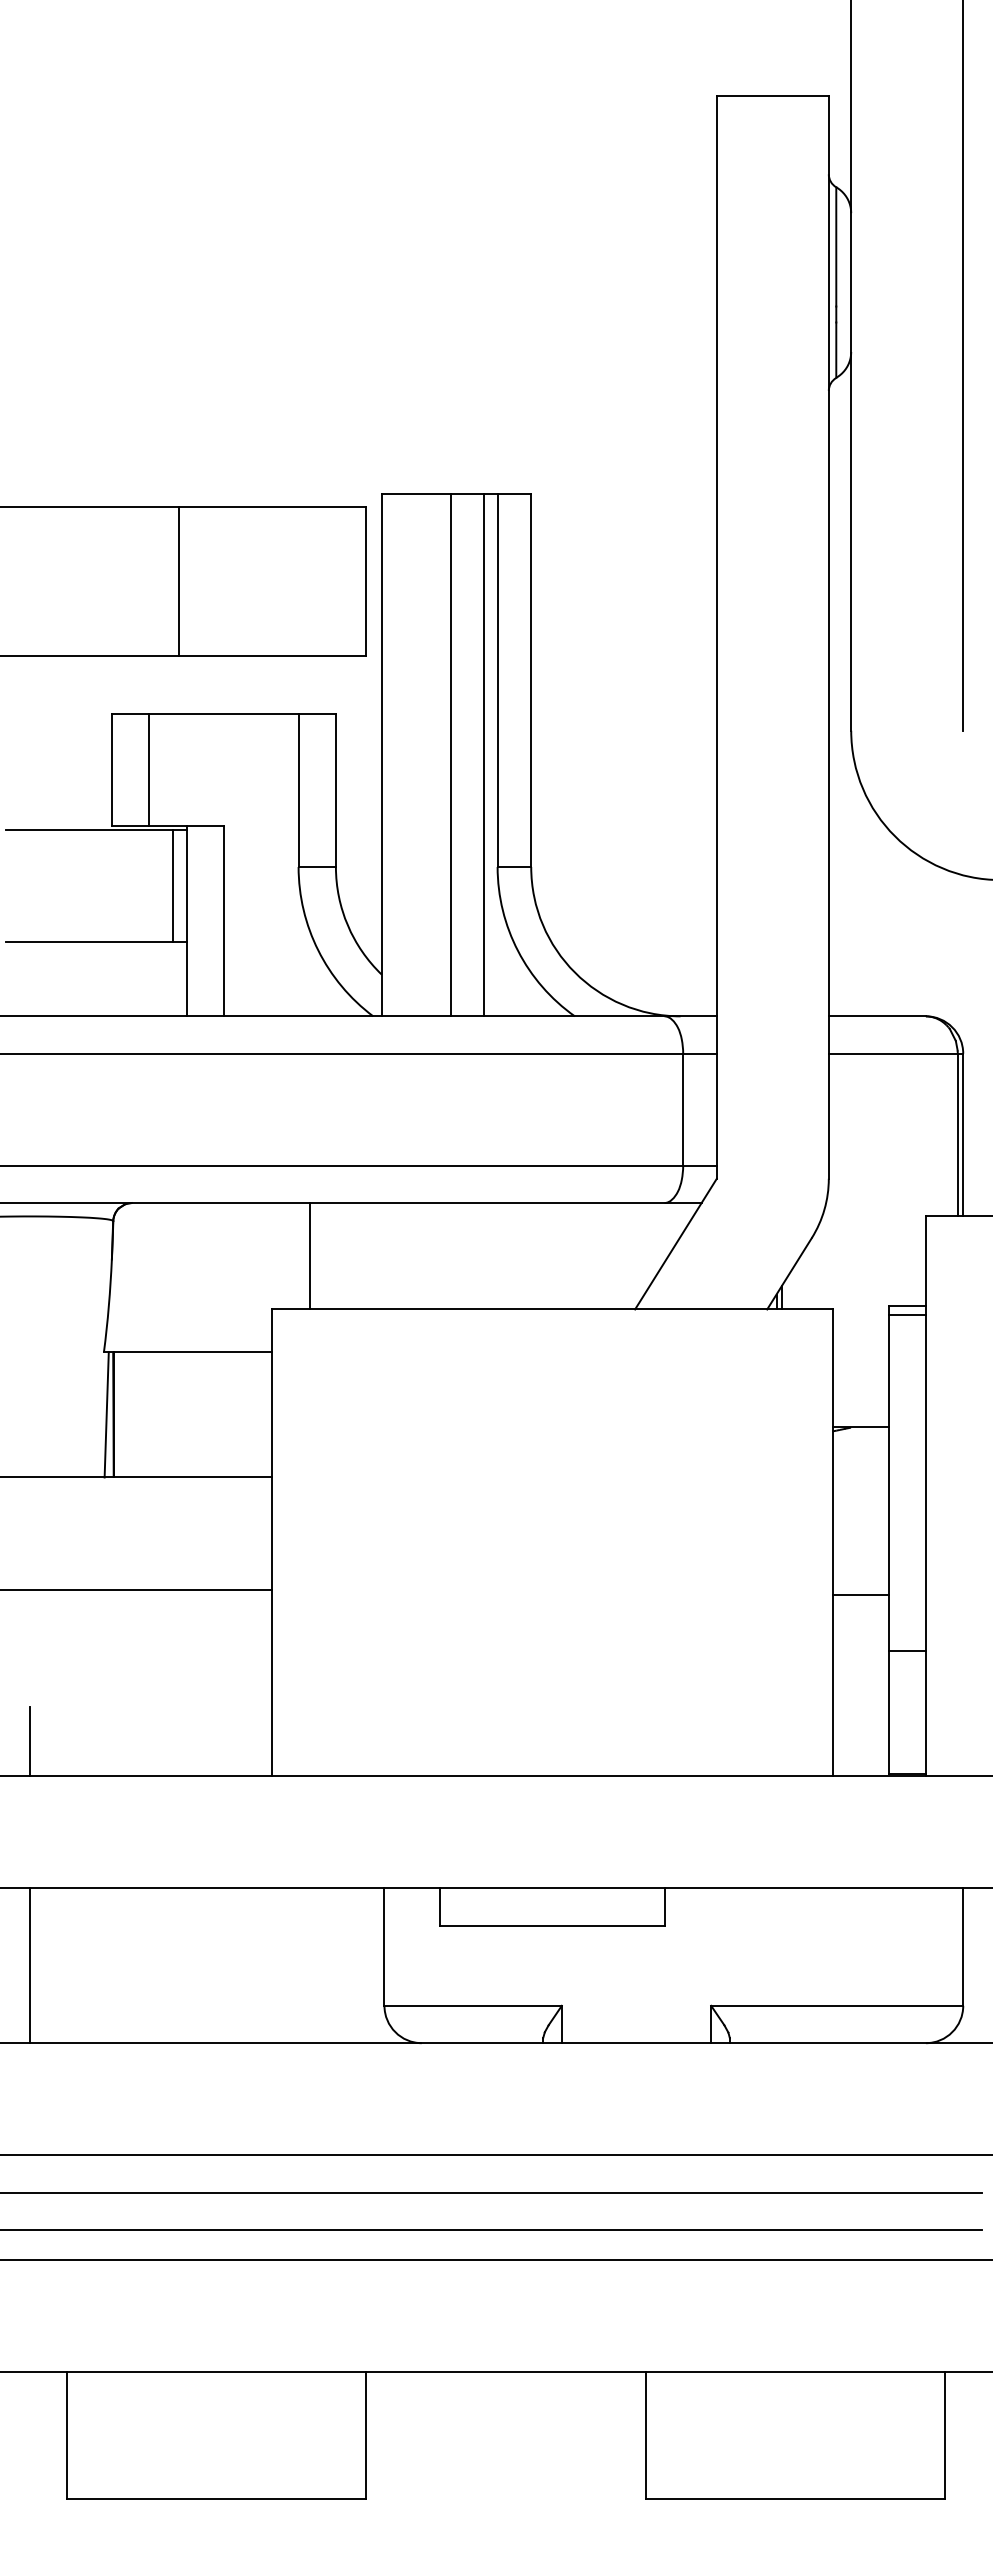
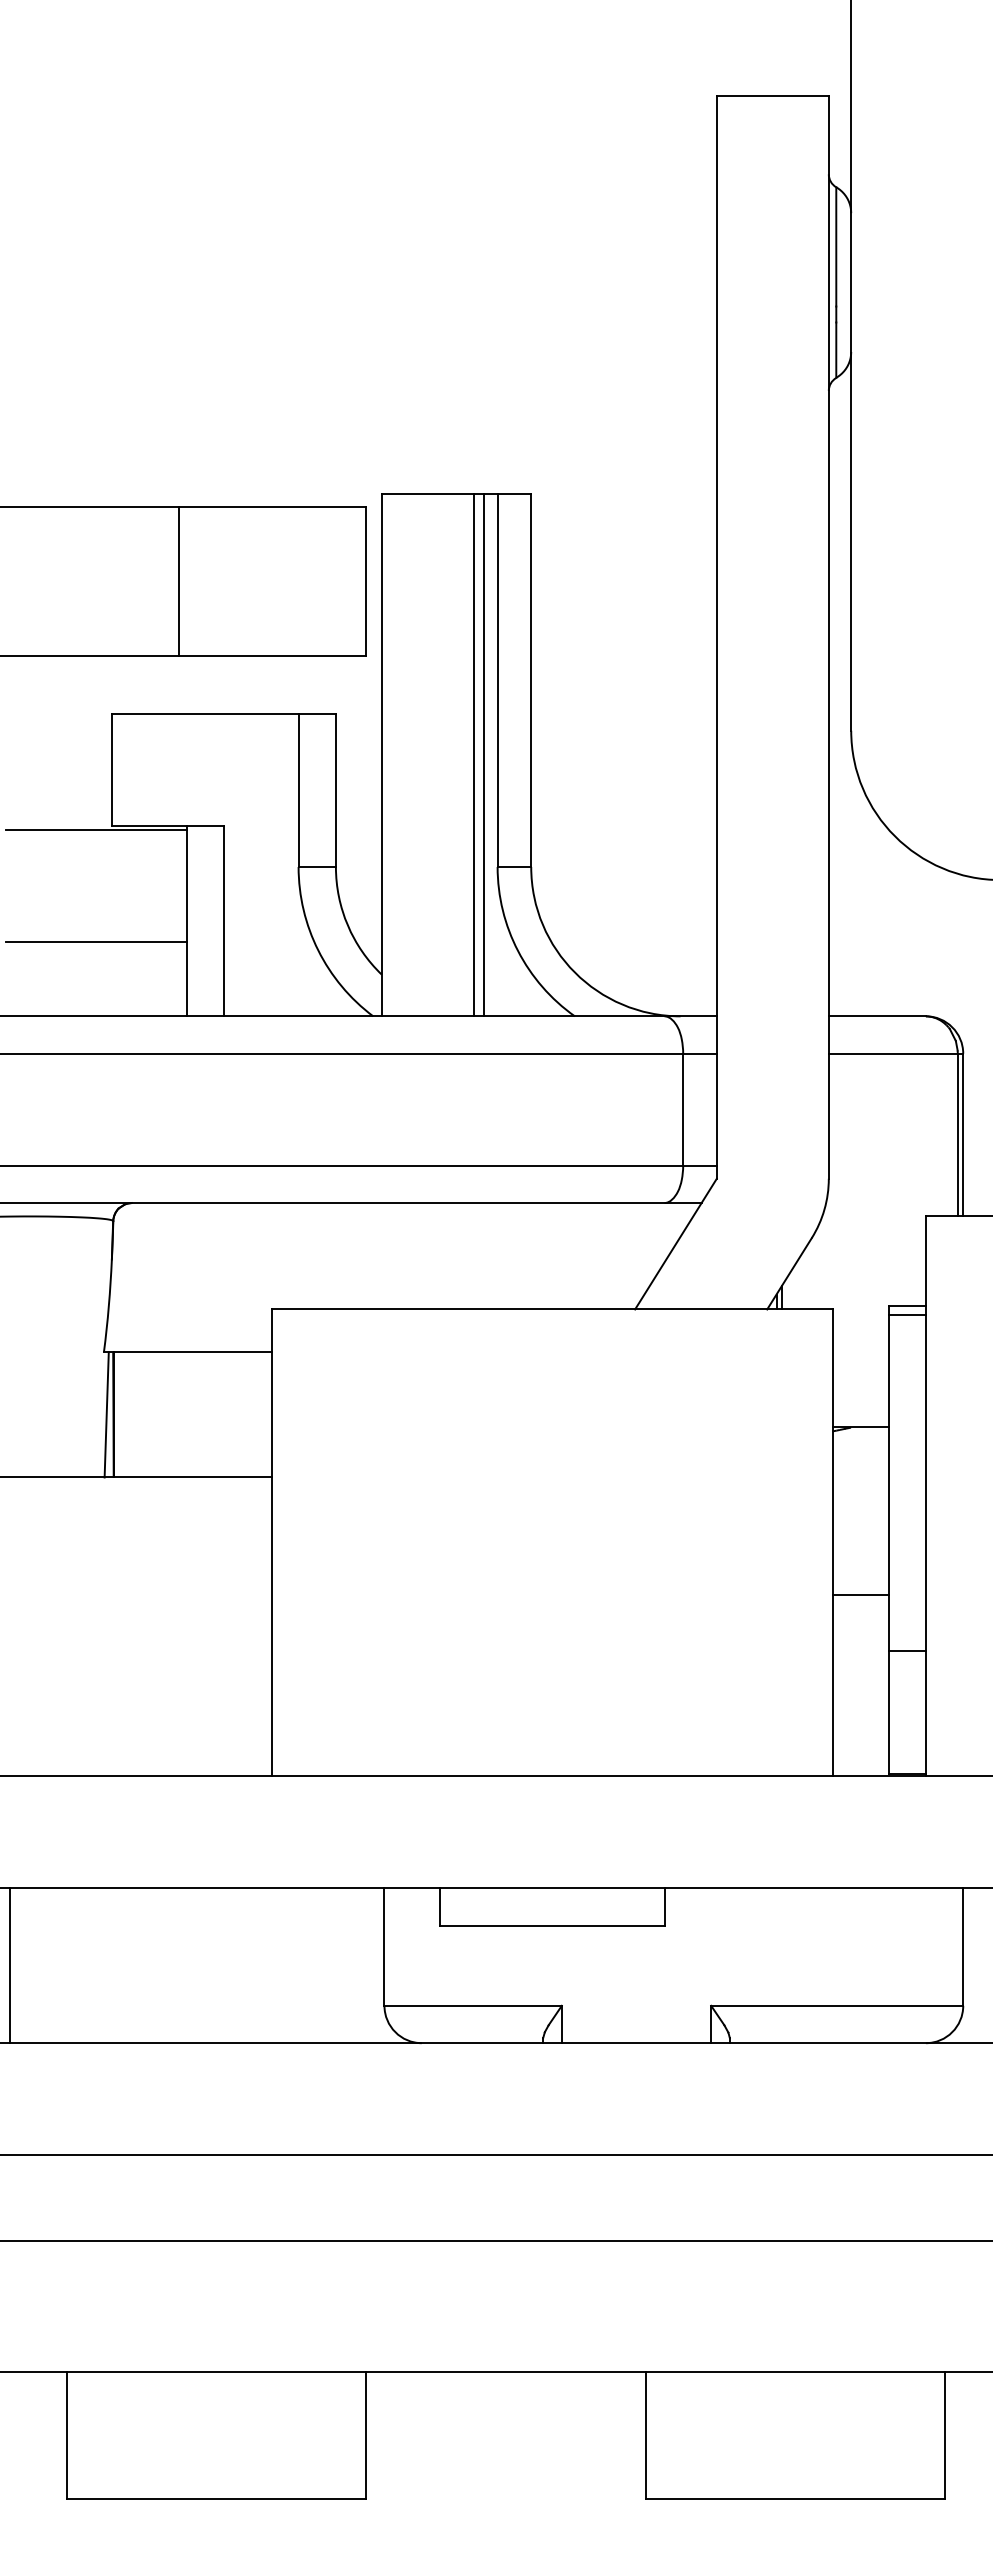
line: present -> none (963, 366)
line position: (451, 754) -> (474, 754) (474, 754)
line: present -> none (149, 769)
line: present -> none (172, 885)
line: present -> none (309, 1256)
line: present -> none (137, 1589)
line: present -> none (29, 1741)
line position: (29, 1965) -> (9, 1965) (9, 1965)
line: present -> none (491, 2192)
line: present -> none (491, 2229)
line position: (495, 2259) -> (495, 2240) (495, 2240)
